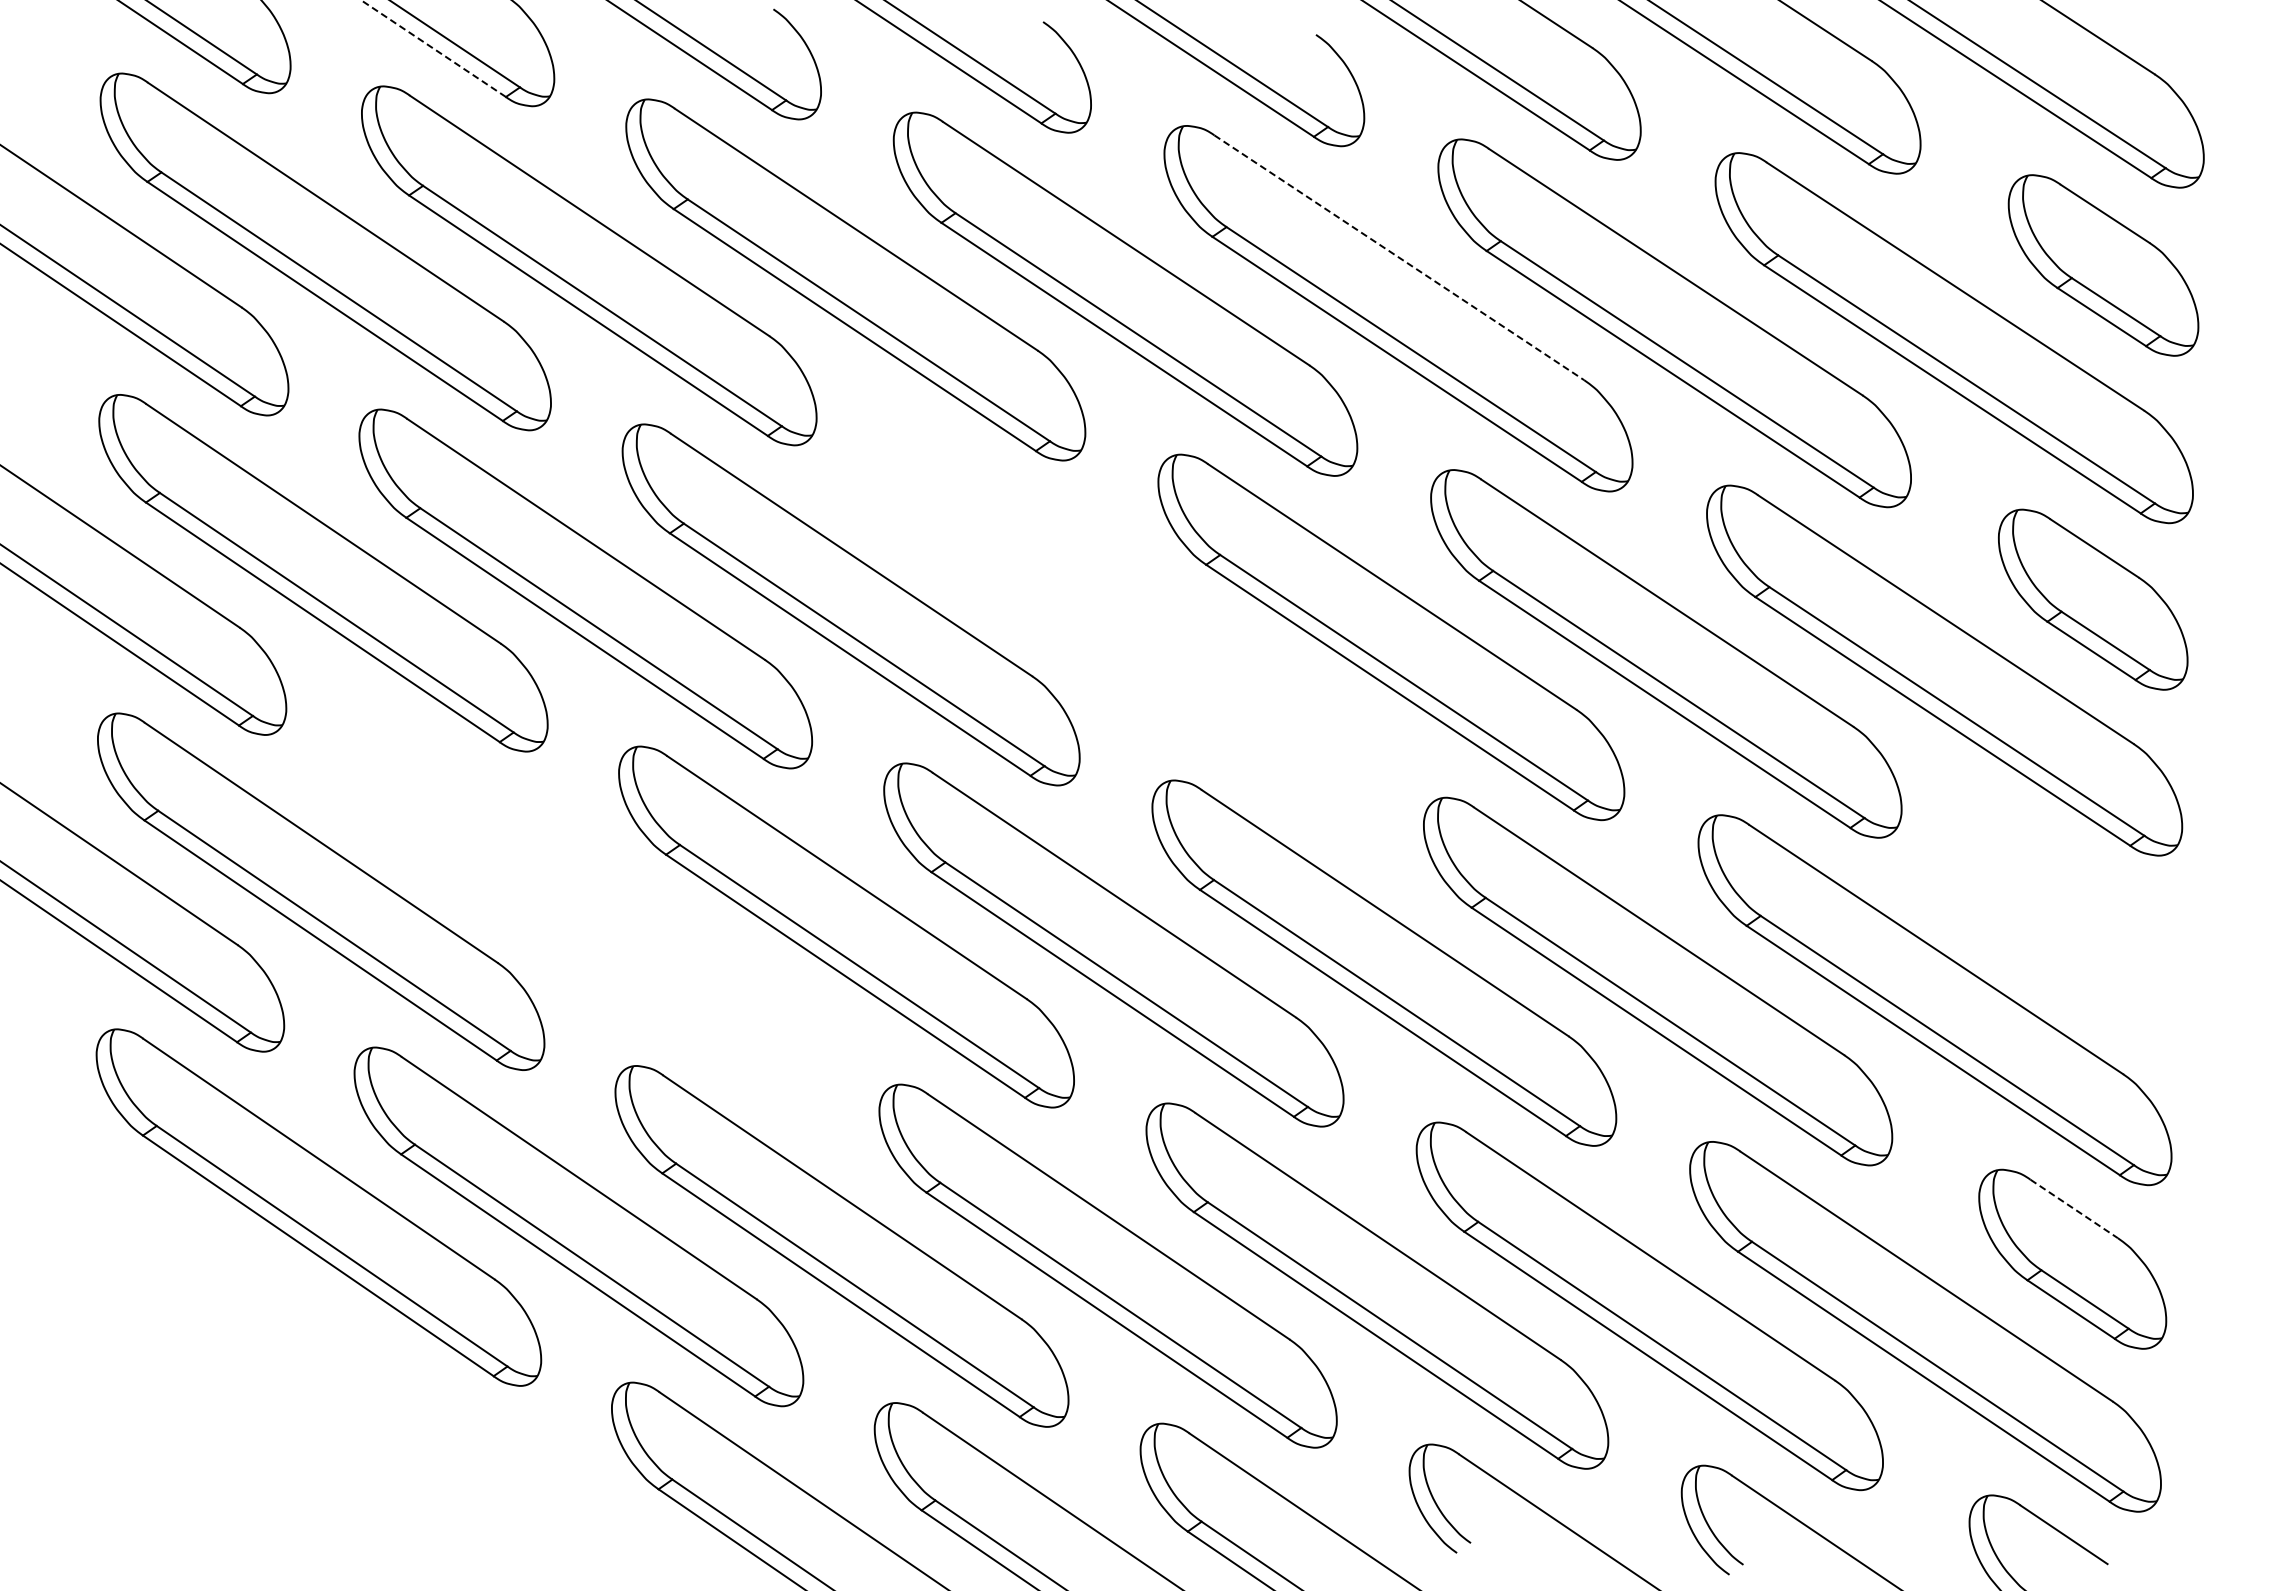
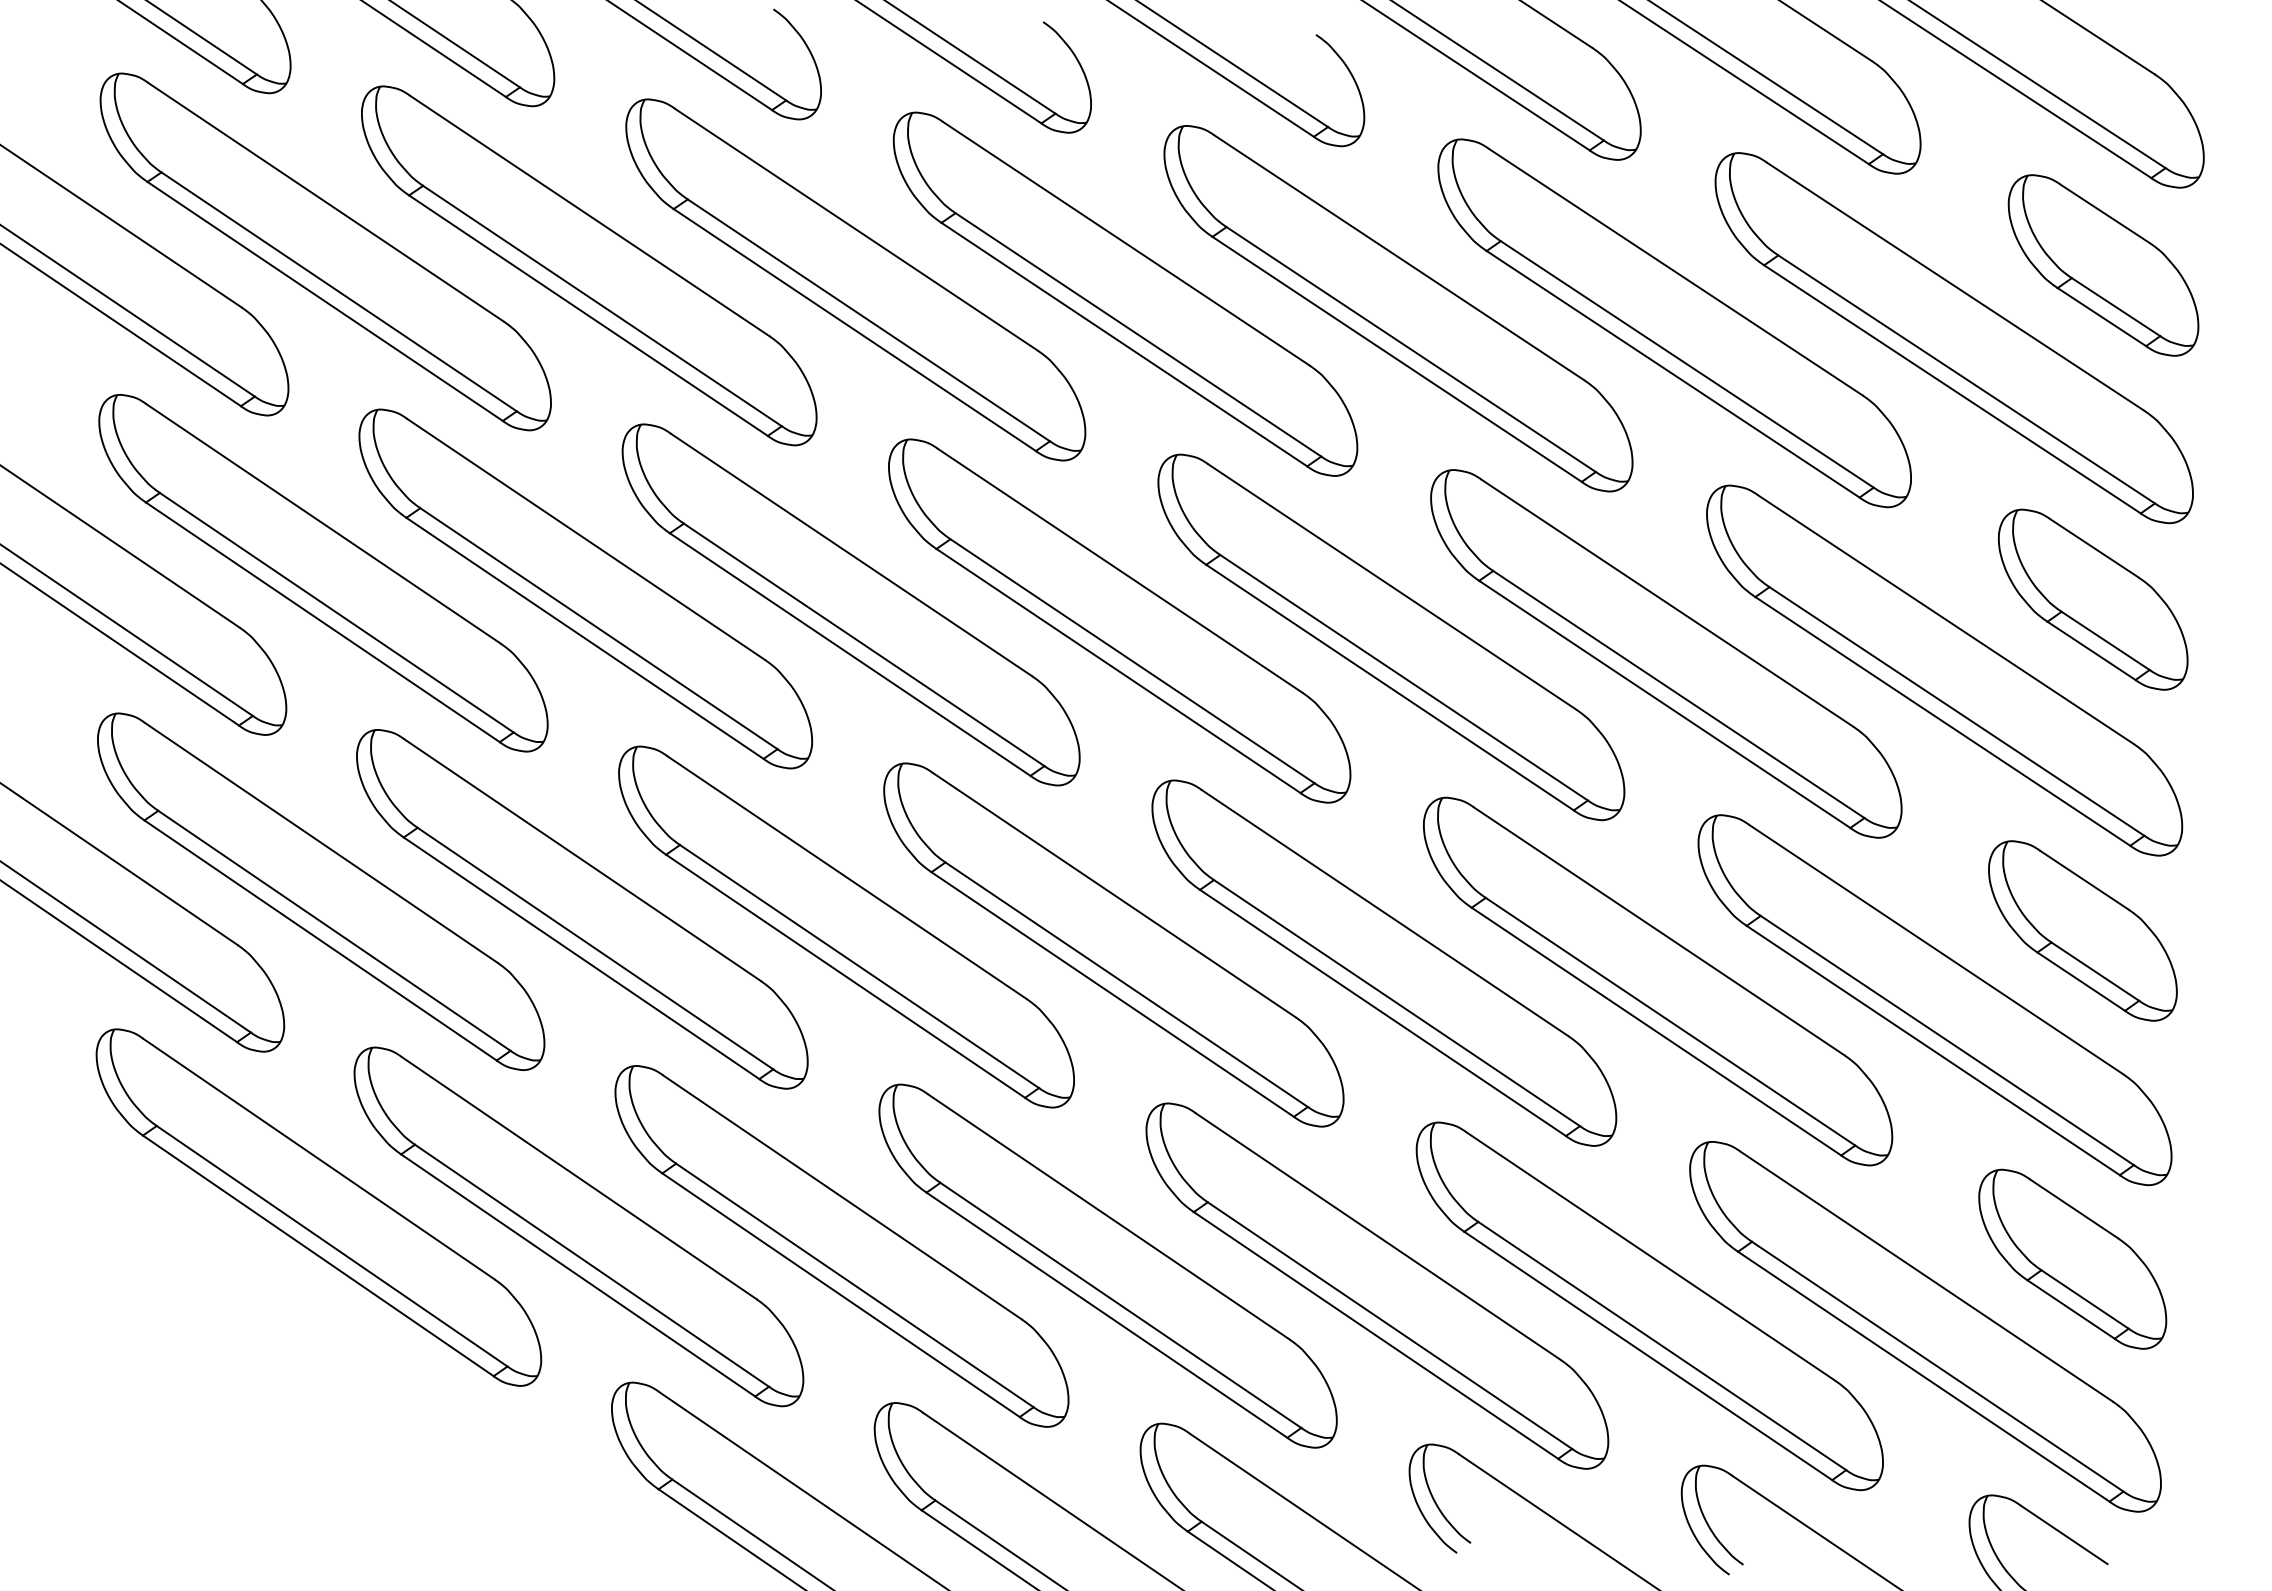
line: dashed -> solid (433, 48)
line: dashed -> solid (1399, 257)
part: none -> present (1119, 620)
part: none -> present (582, 909)
part: none -> present (2082, 930)
line: dashed -> solid (2074, 1208)
